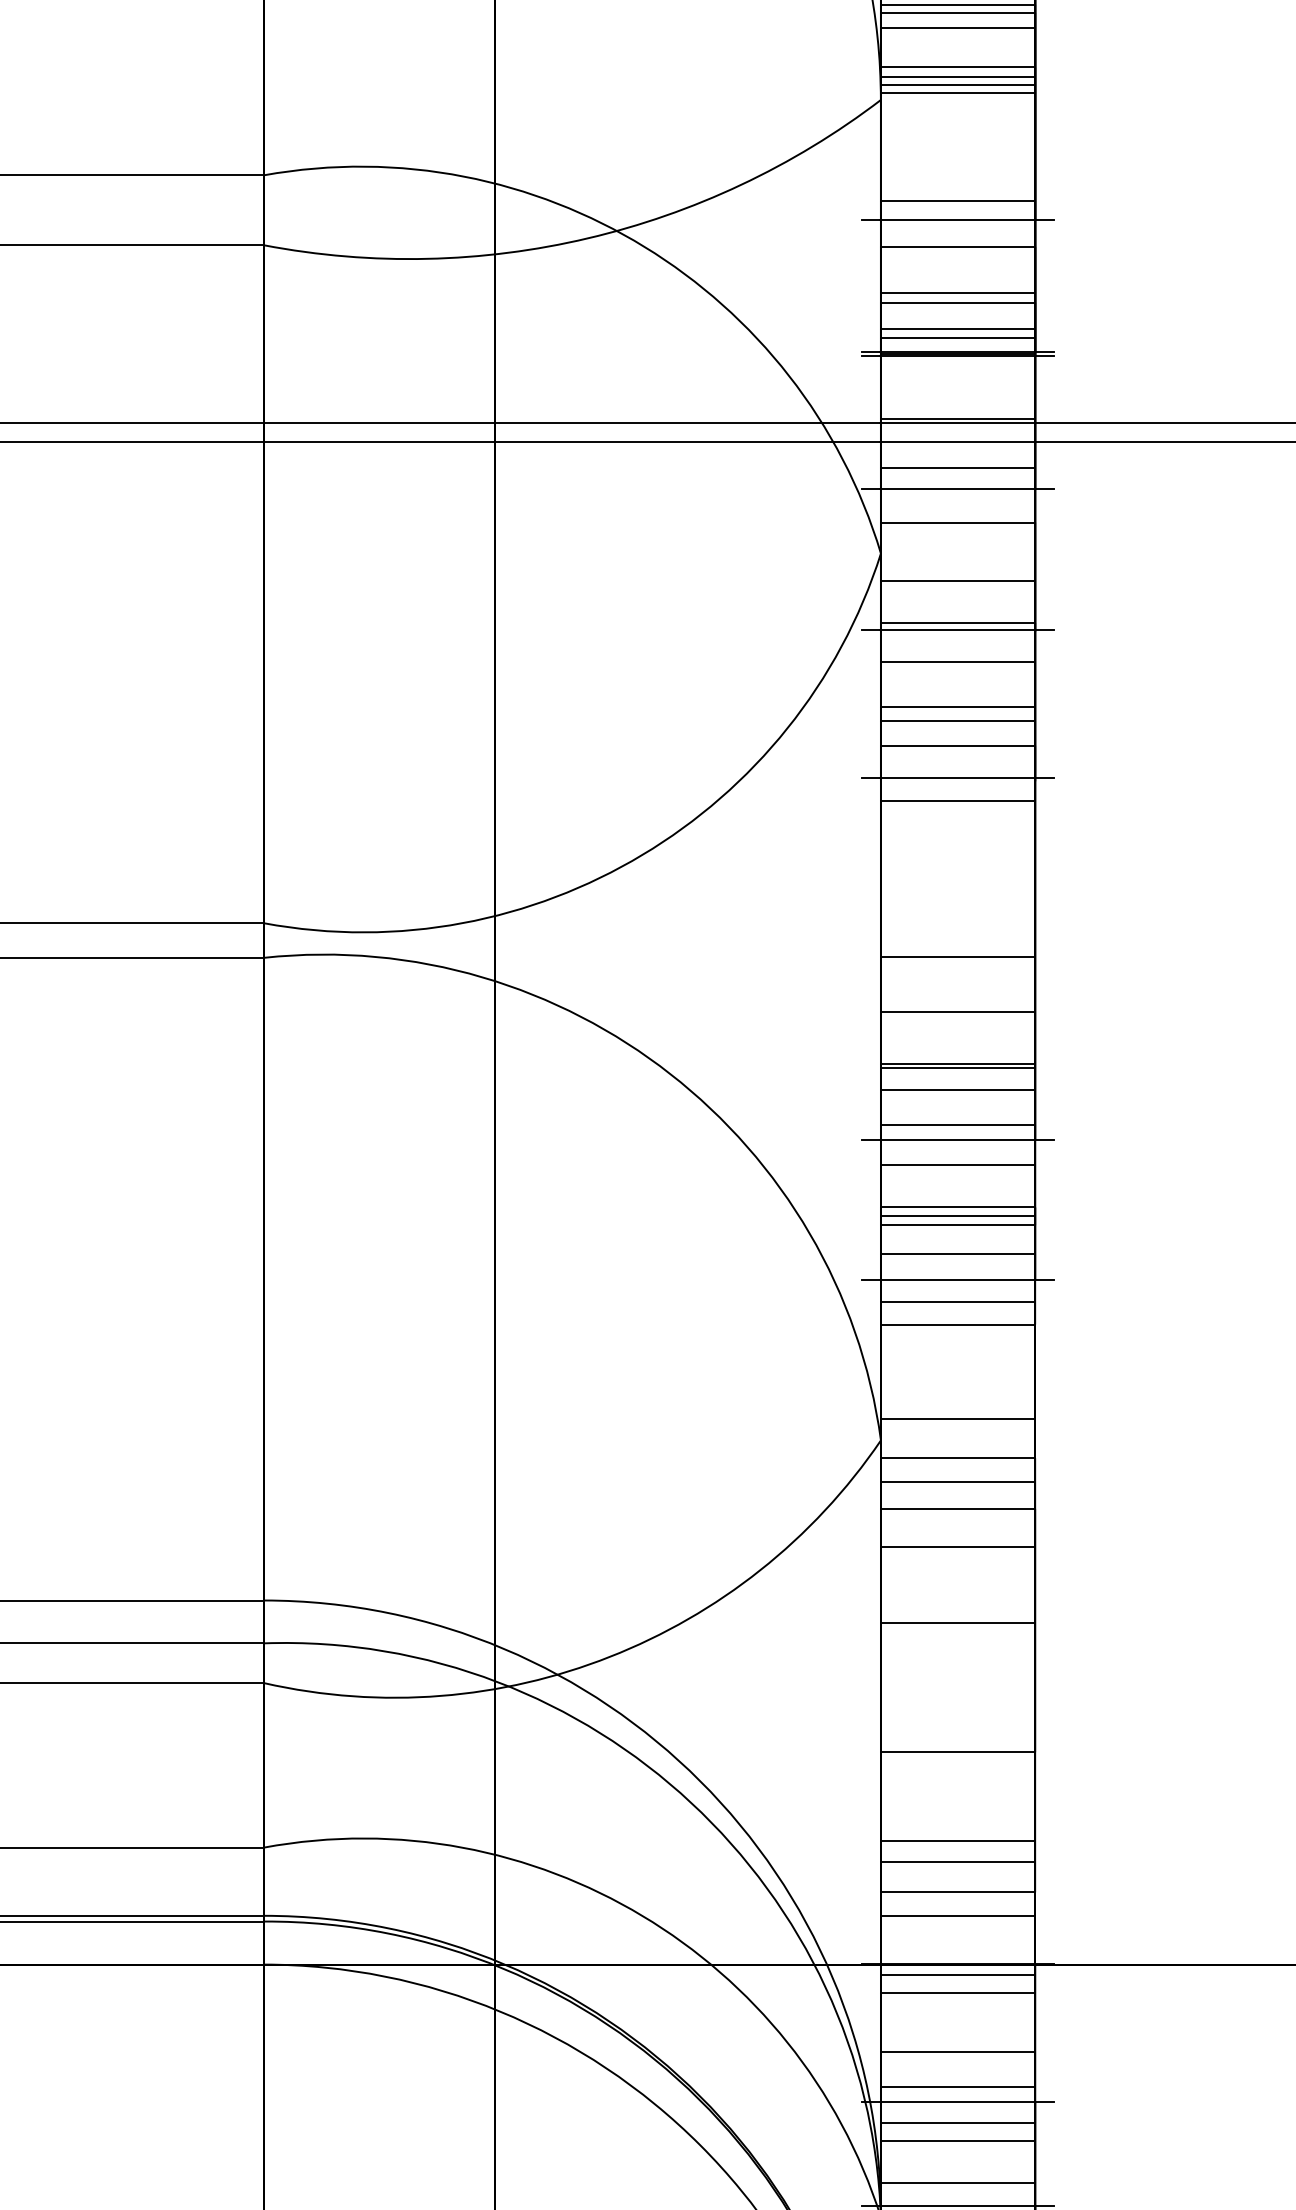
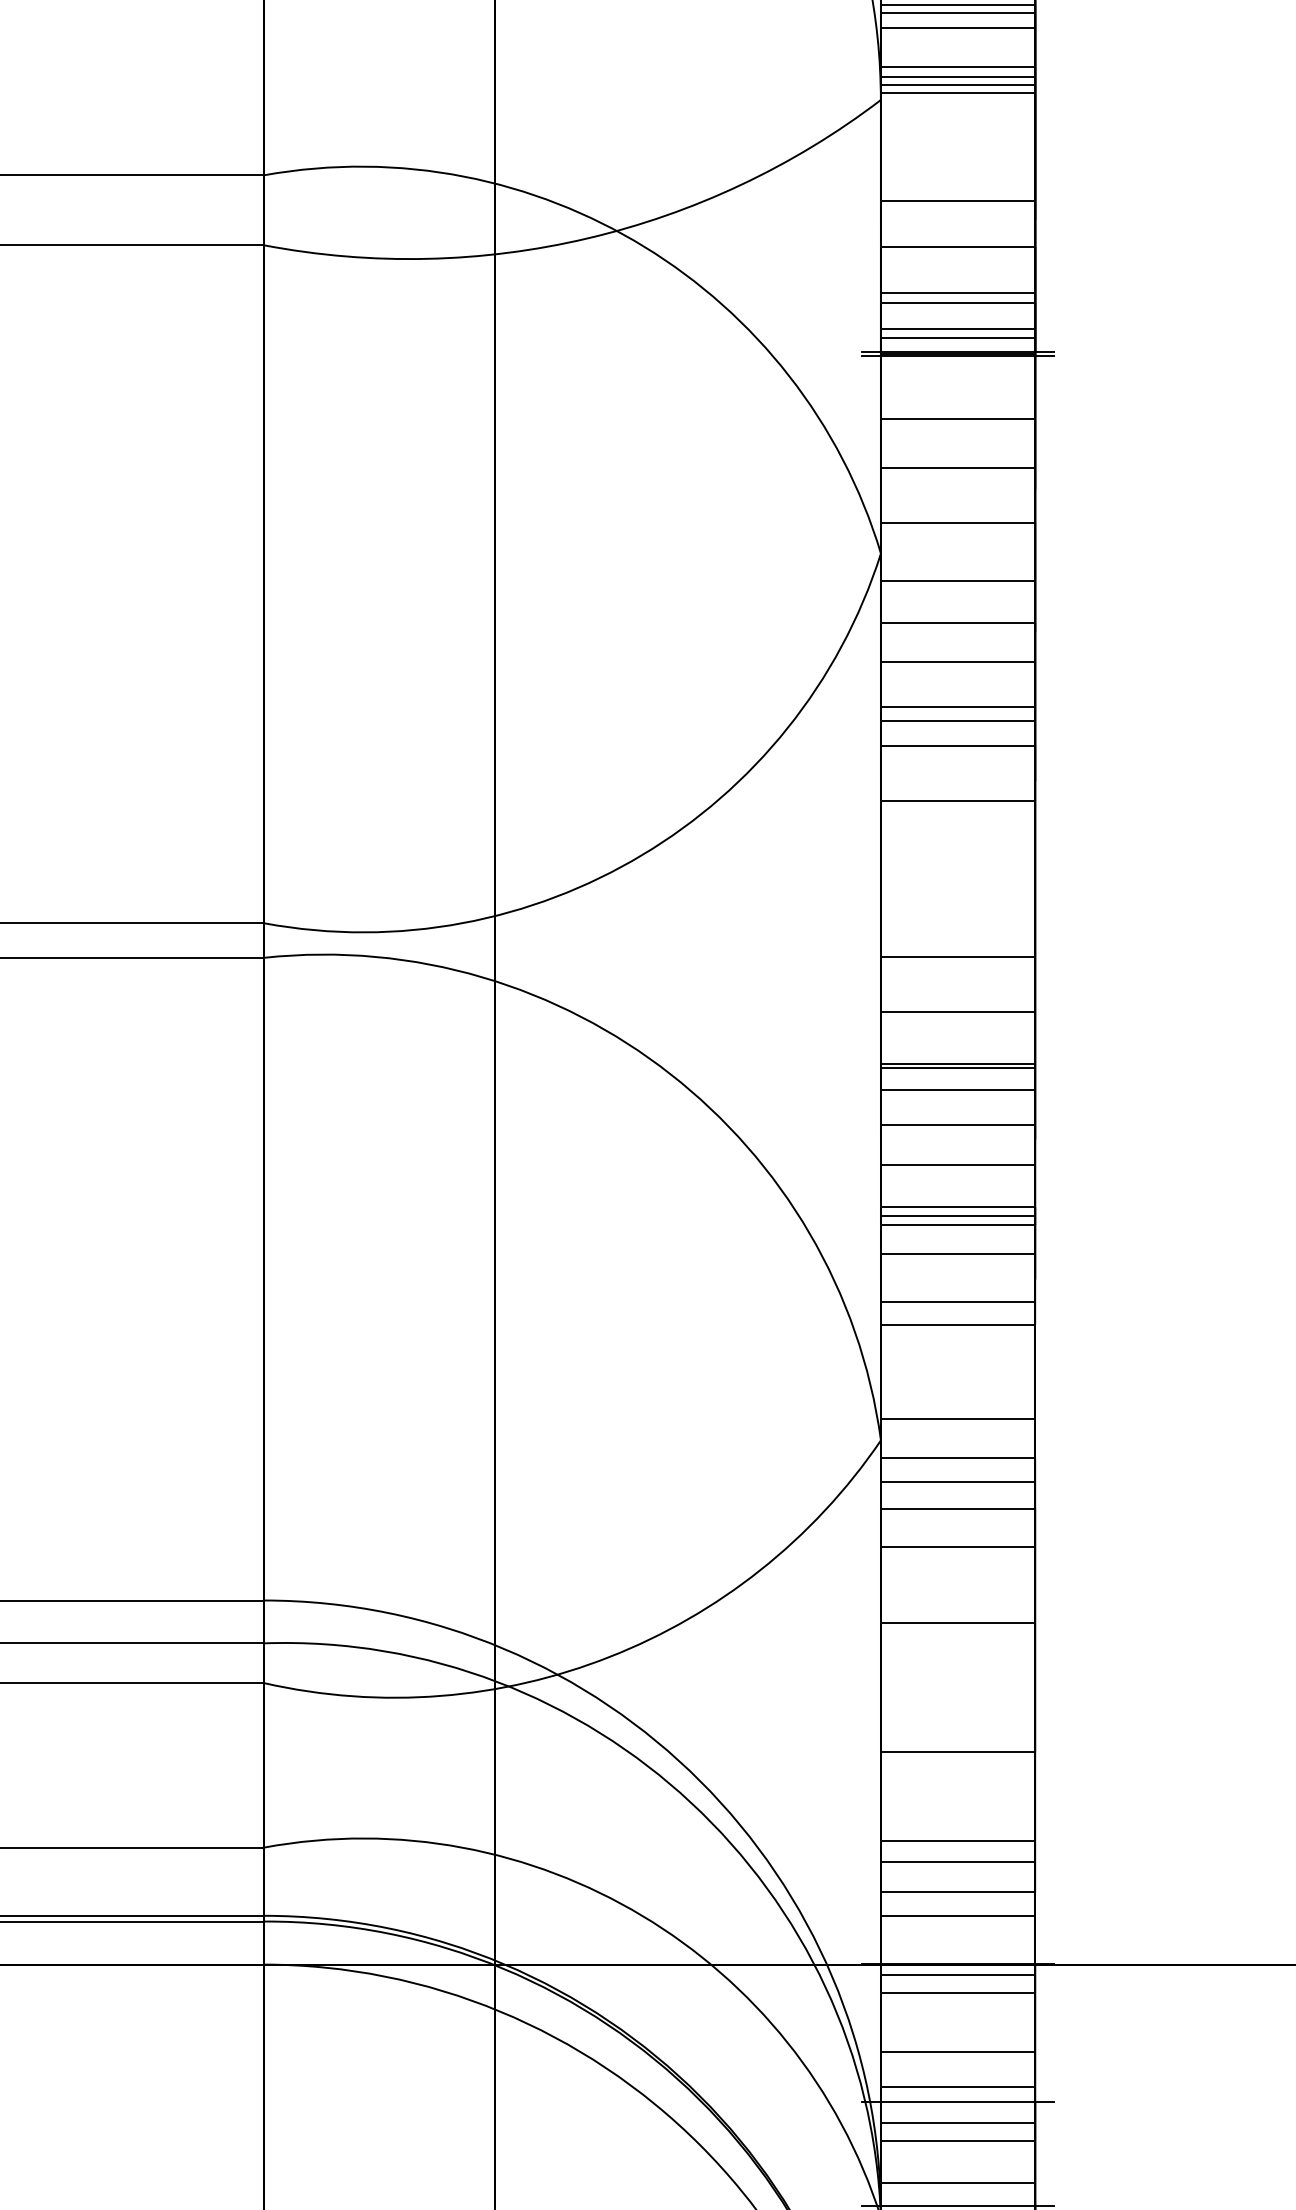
line: present -> none (957, 219)
line: present -> none (647, 422)
line: present -> none (647, 441)
line: present -> none (957, 489)
line: present -> none (957, 630)
line: present -> none (957, 777)
line: present -> none (957, 1139)
line: present -> none (957, 1279)
